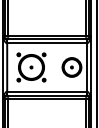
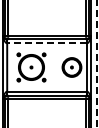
line: solid -> dashed (47, 43)
line: solid -> dashed (96, 63)
